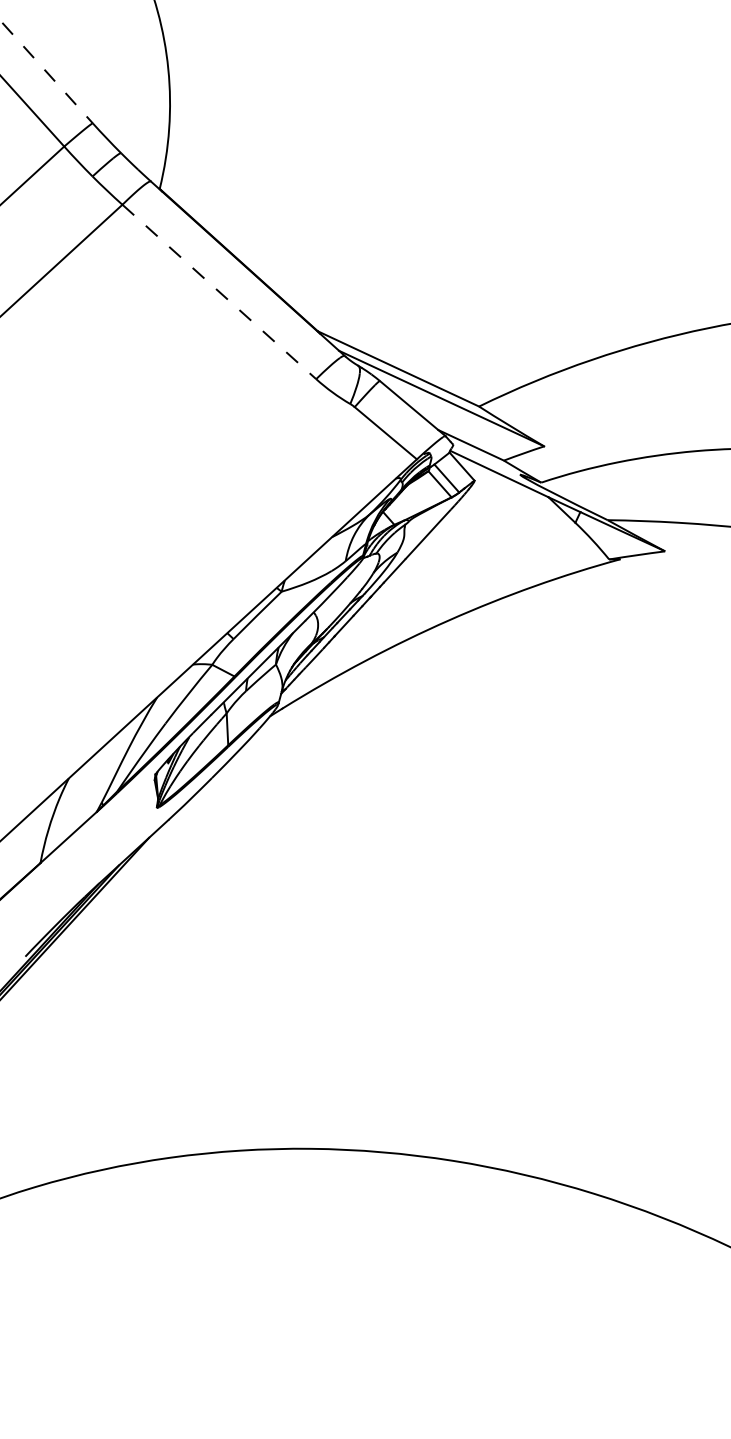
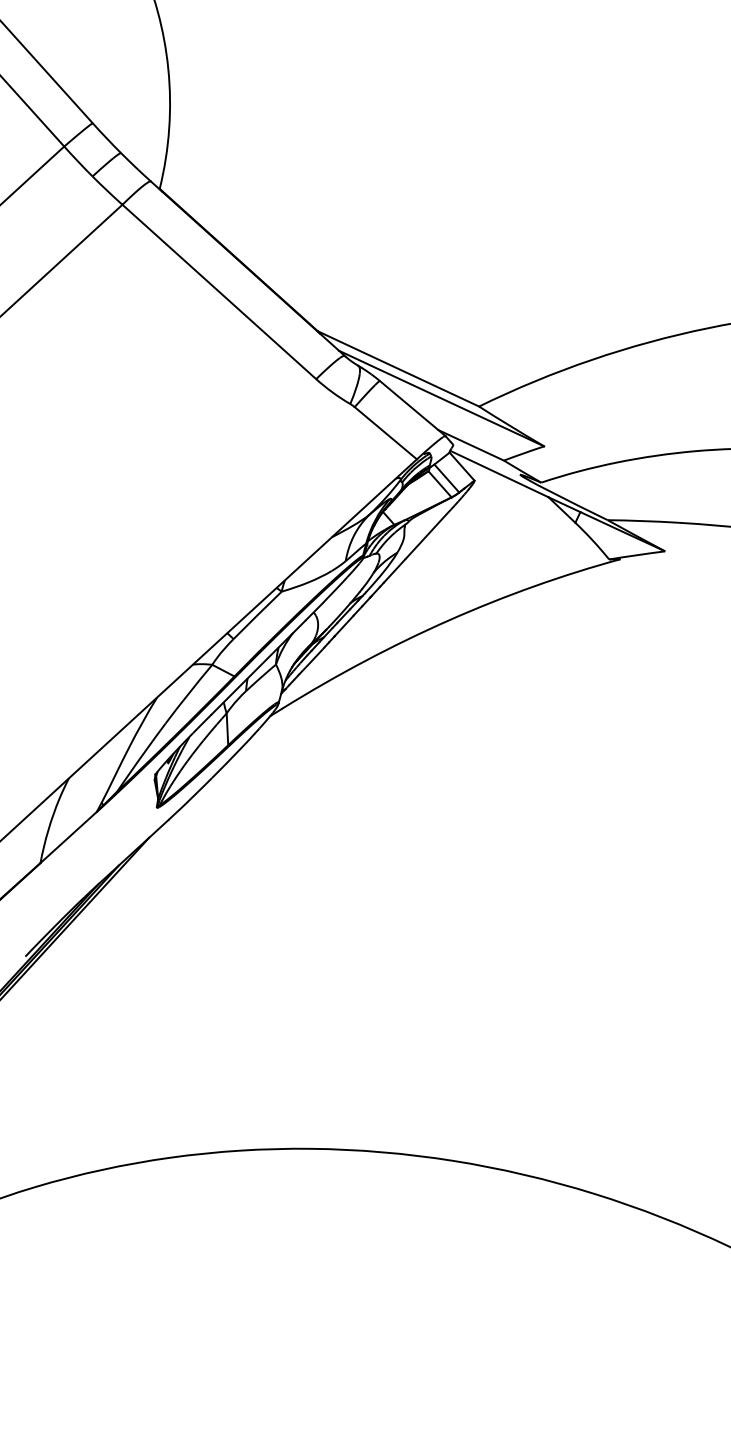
line: dashed -> solid (46, 72)
line: dashed -> solid (219, 292)
